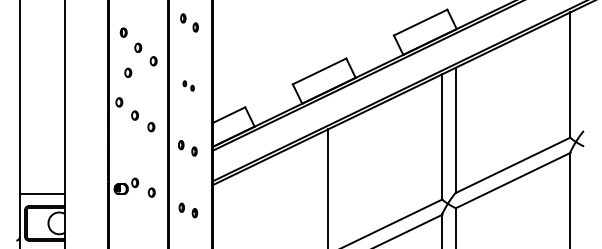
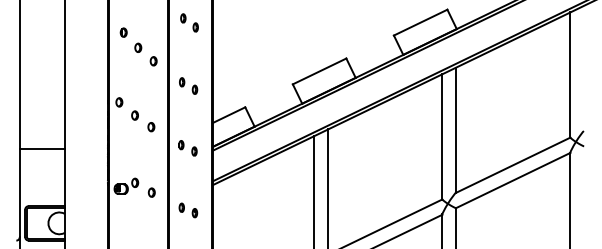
part: present -> none (128, 72)
part size: 13x12 px -> 20x18 px (188, 85)
line: none -> present (314, 190)
line position: (41, 194) -> (41, 149) (41, 149)
